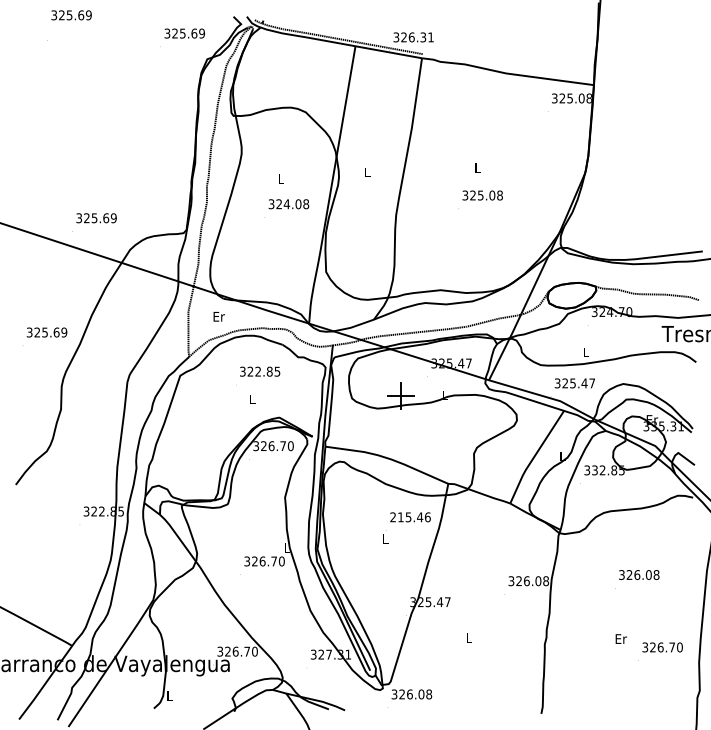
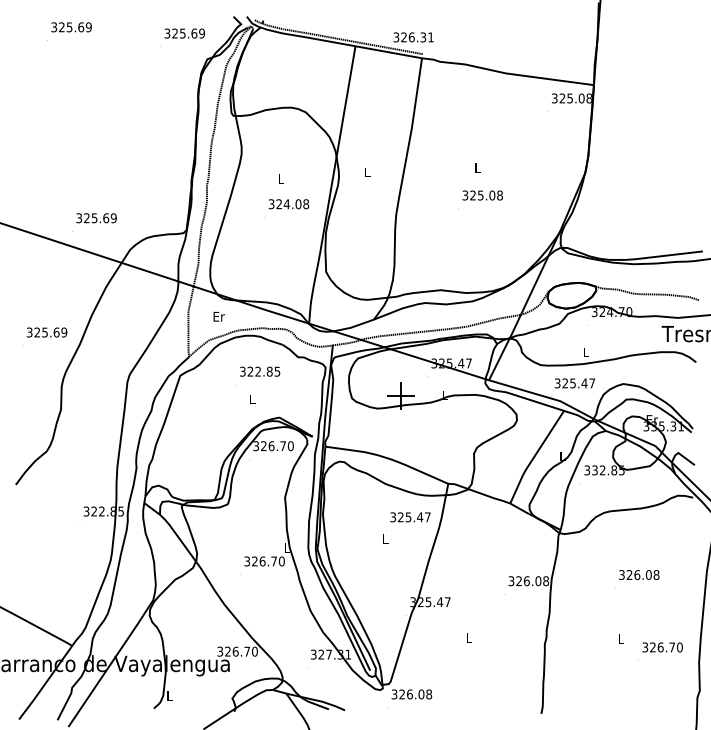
text position: (71, 15) -> (71, 27) (71, 27)
text: 215.46 -> 325.47 (410, 517)
text: Er -> L (621, 638)
